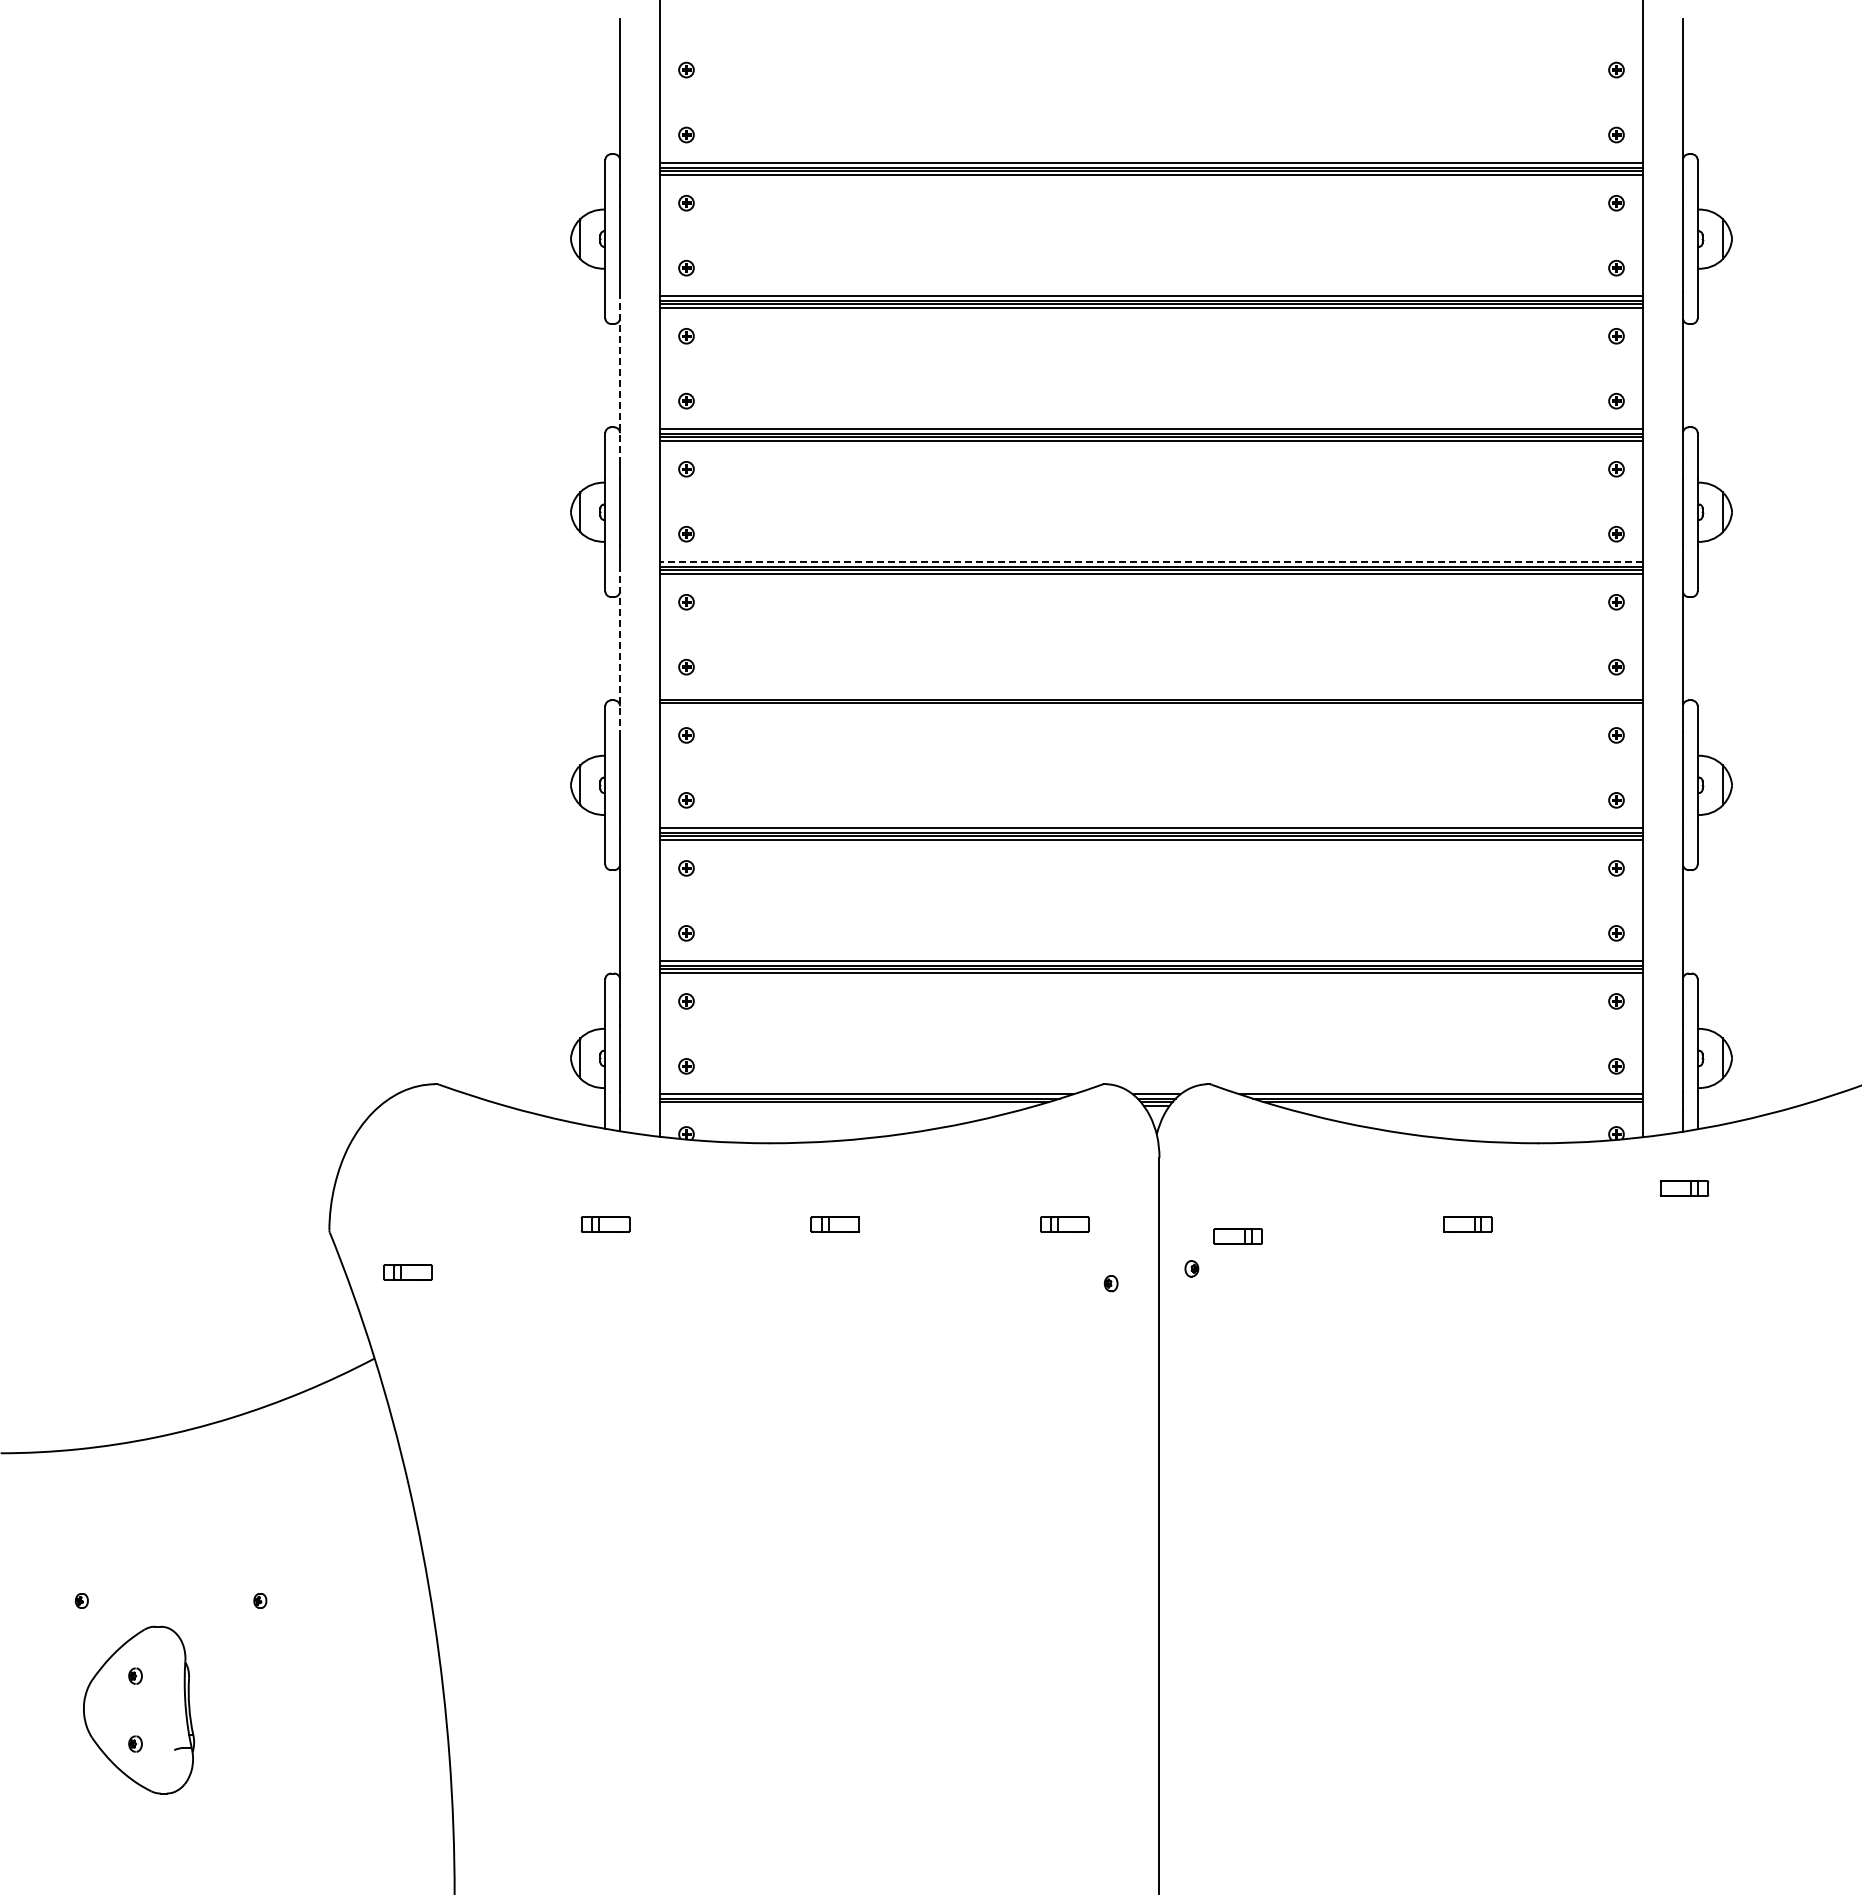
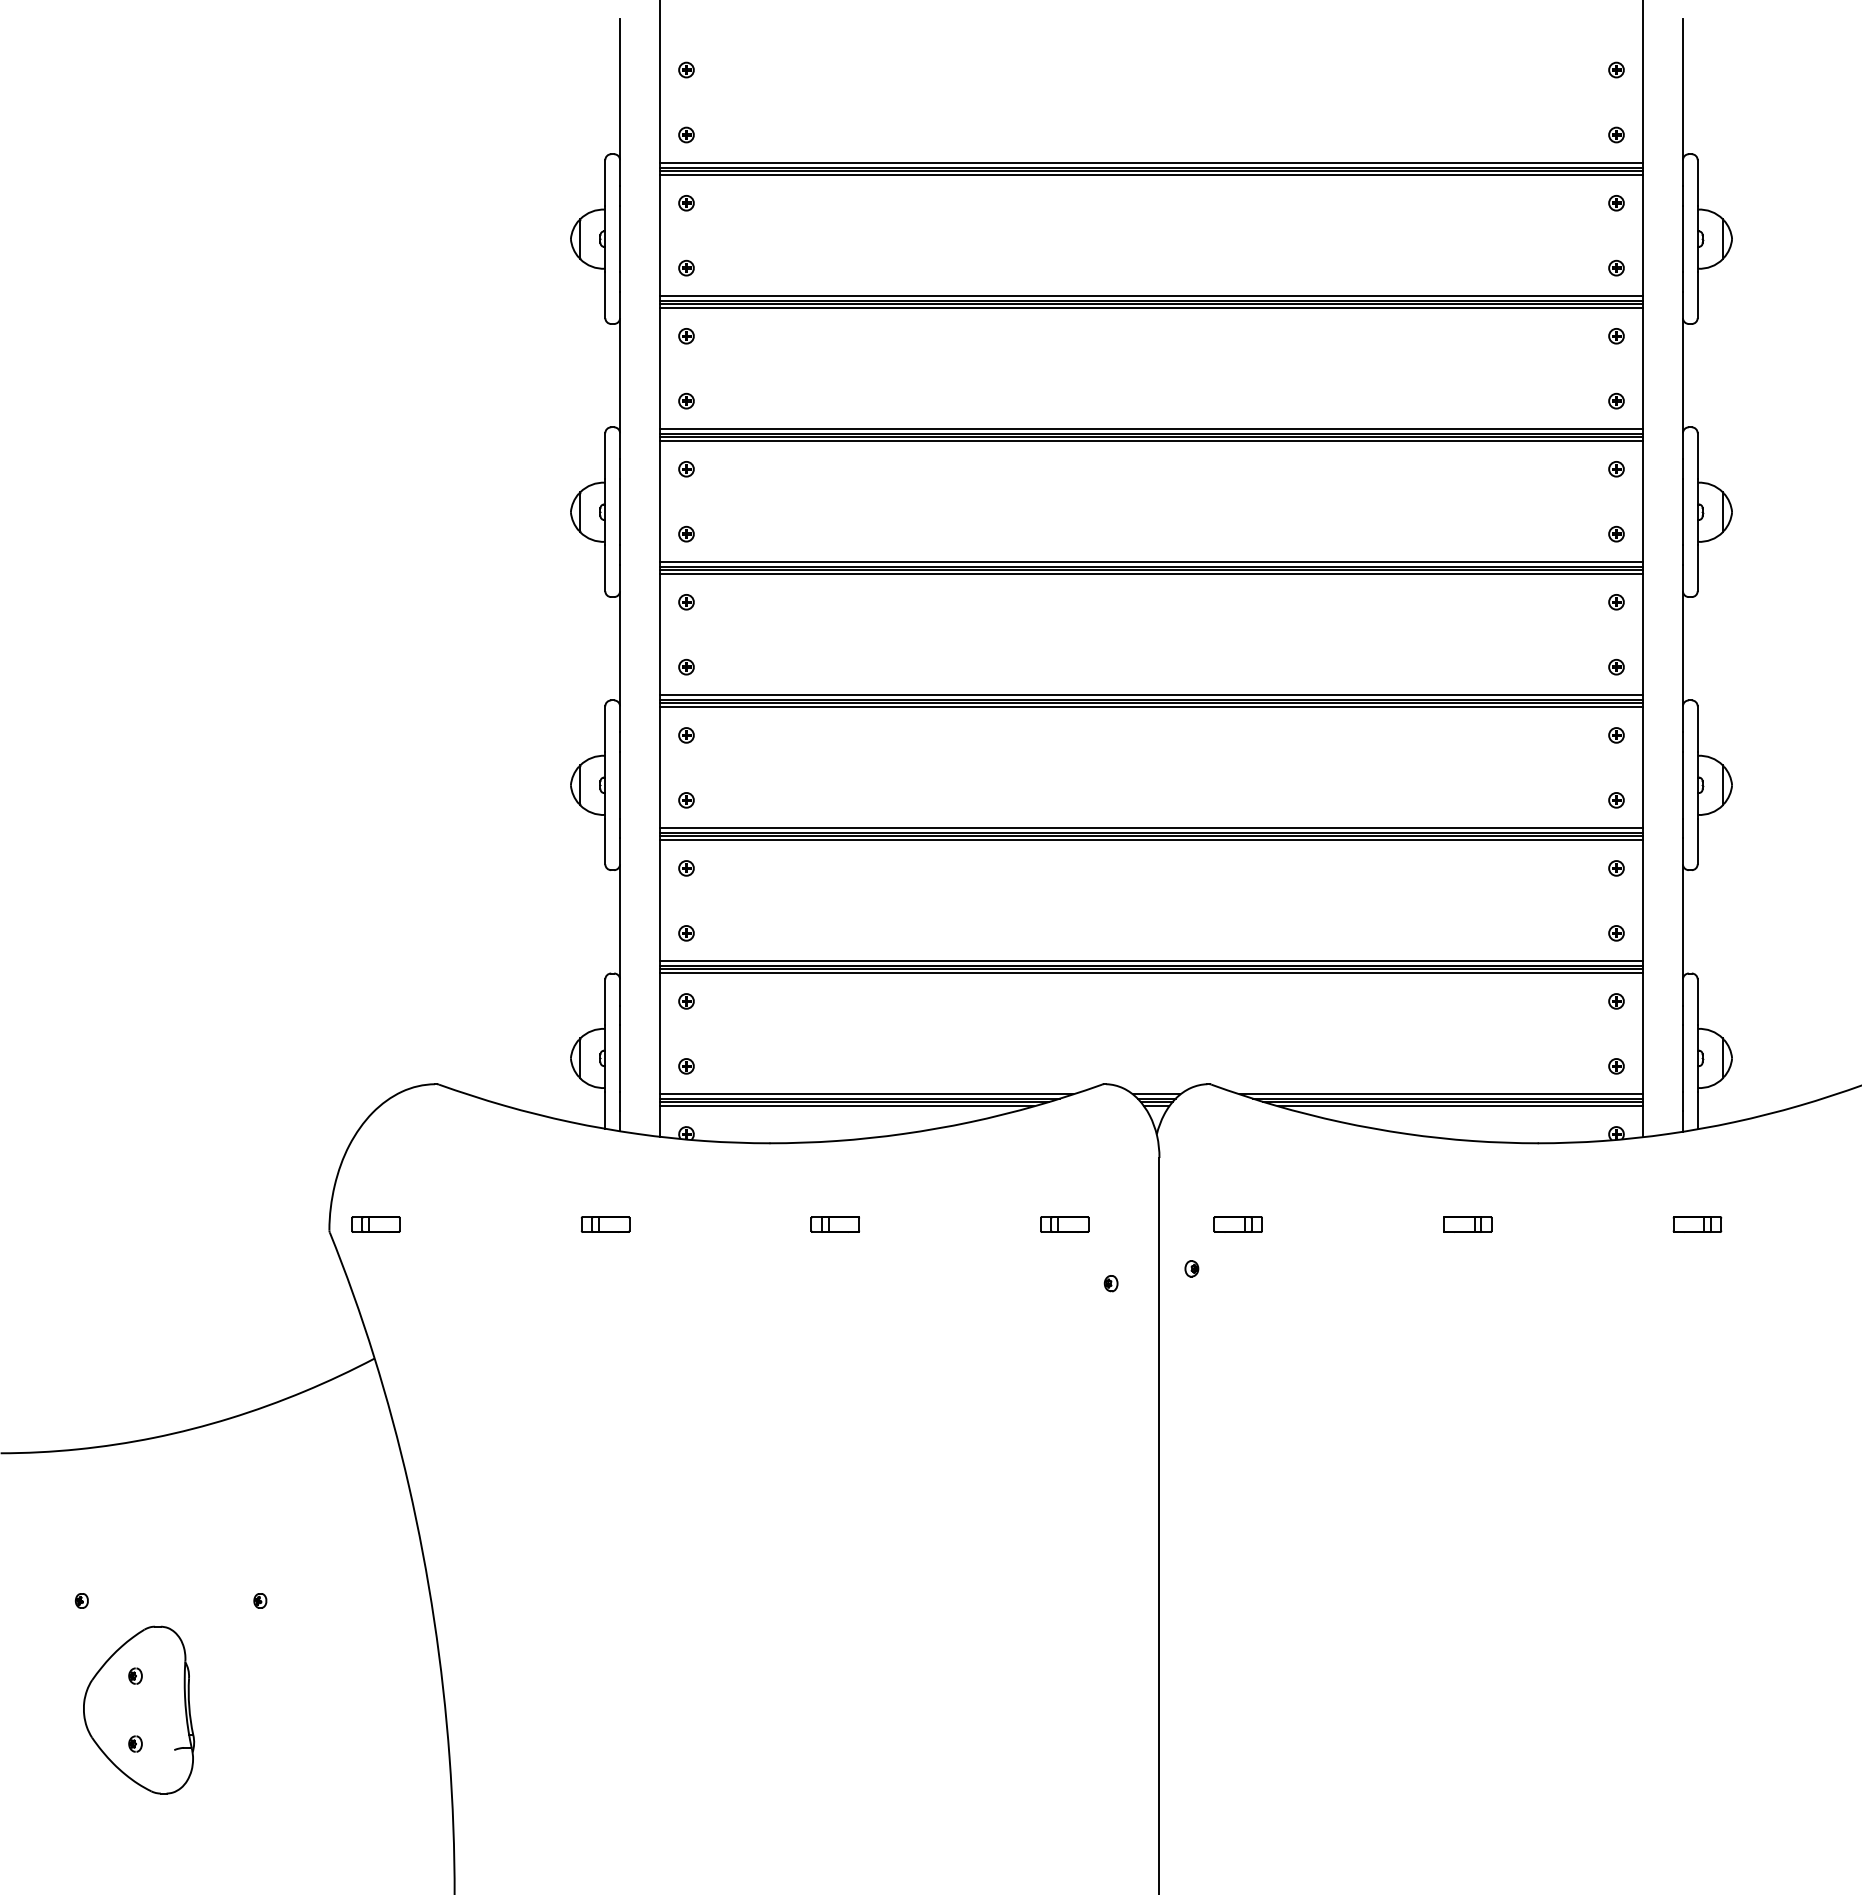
line: dashed -> solid (620, 375)
line: dashed -> solid (1151, 562)
line: dashed -> solid (620, 648)
line: none -> present (1151, 695)
line: none -> present (1151, 707)
line: none -> present (846, 1106)
line: none -> present (1460, 1106)
part position: (1684, 1188) -> (1697, 1224) (1697, 1224)
part position: (1237, 1236) -> (1237, 1224) (1237, 1224)
part position: (407, 1272) -> (375, 1224) (375, 1224)
